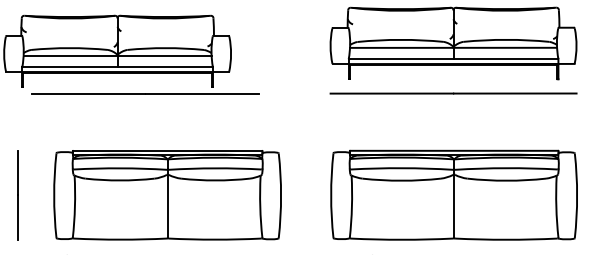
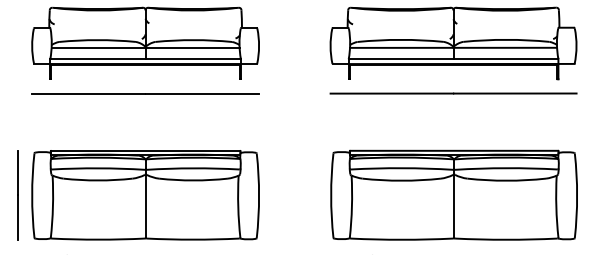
part position: (117, 50) -> (145, 42) (145, 42)
part position: (167, 195) -> (145, 195) (145, 195)
